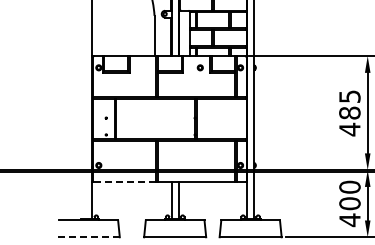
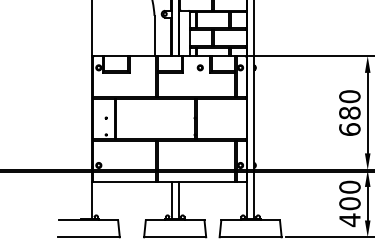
text: 485 -> 680 (349, 113)
line: dashed -> solid (124, 181)
line: dashed -> solid (89, 237)
